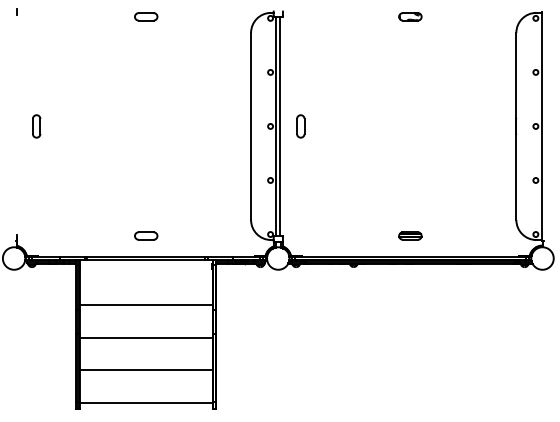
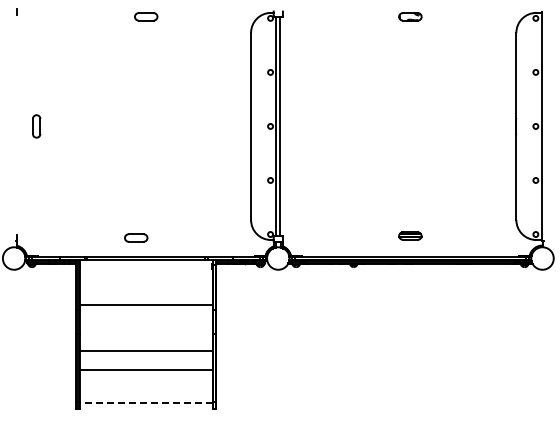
part: present -> none (300, 126)
part position: (146, 235) -> (136, 237) (136, 237)
line position: (145, 337) -> (145, 350) (145, 350)
line: solid -> dashed (145, 402)
